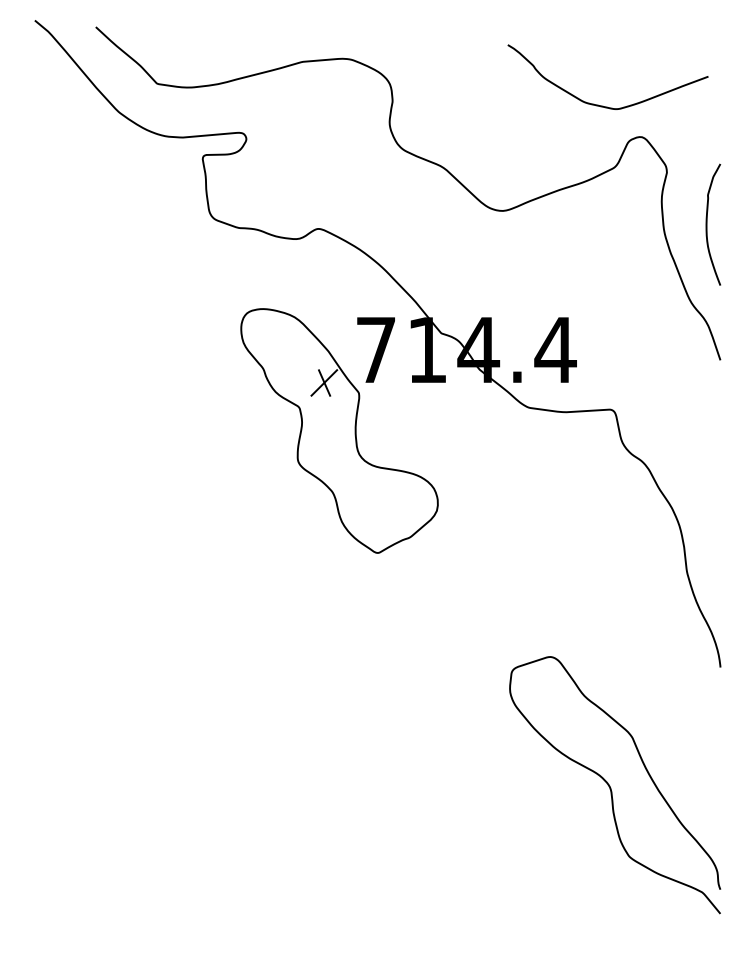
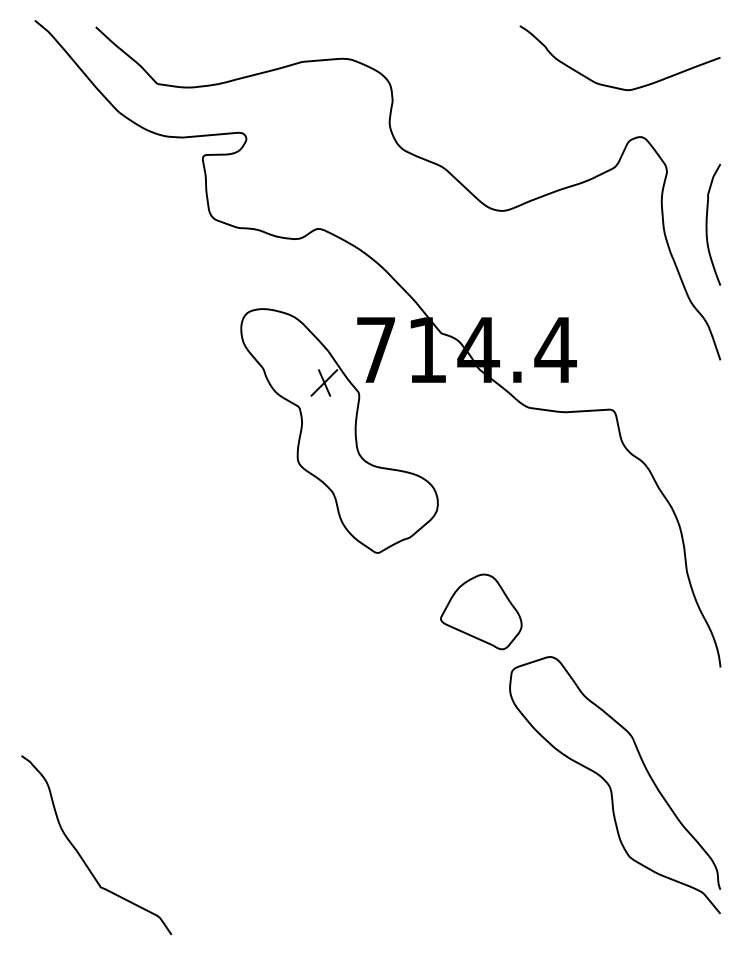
curve position: (603, 105) -> (615, 86) (615, 86)
part: none -> present (481, 611)
curve: none -> present (80, 854)
